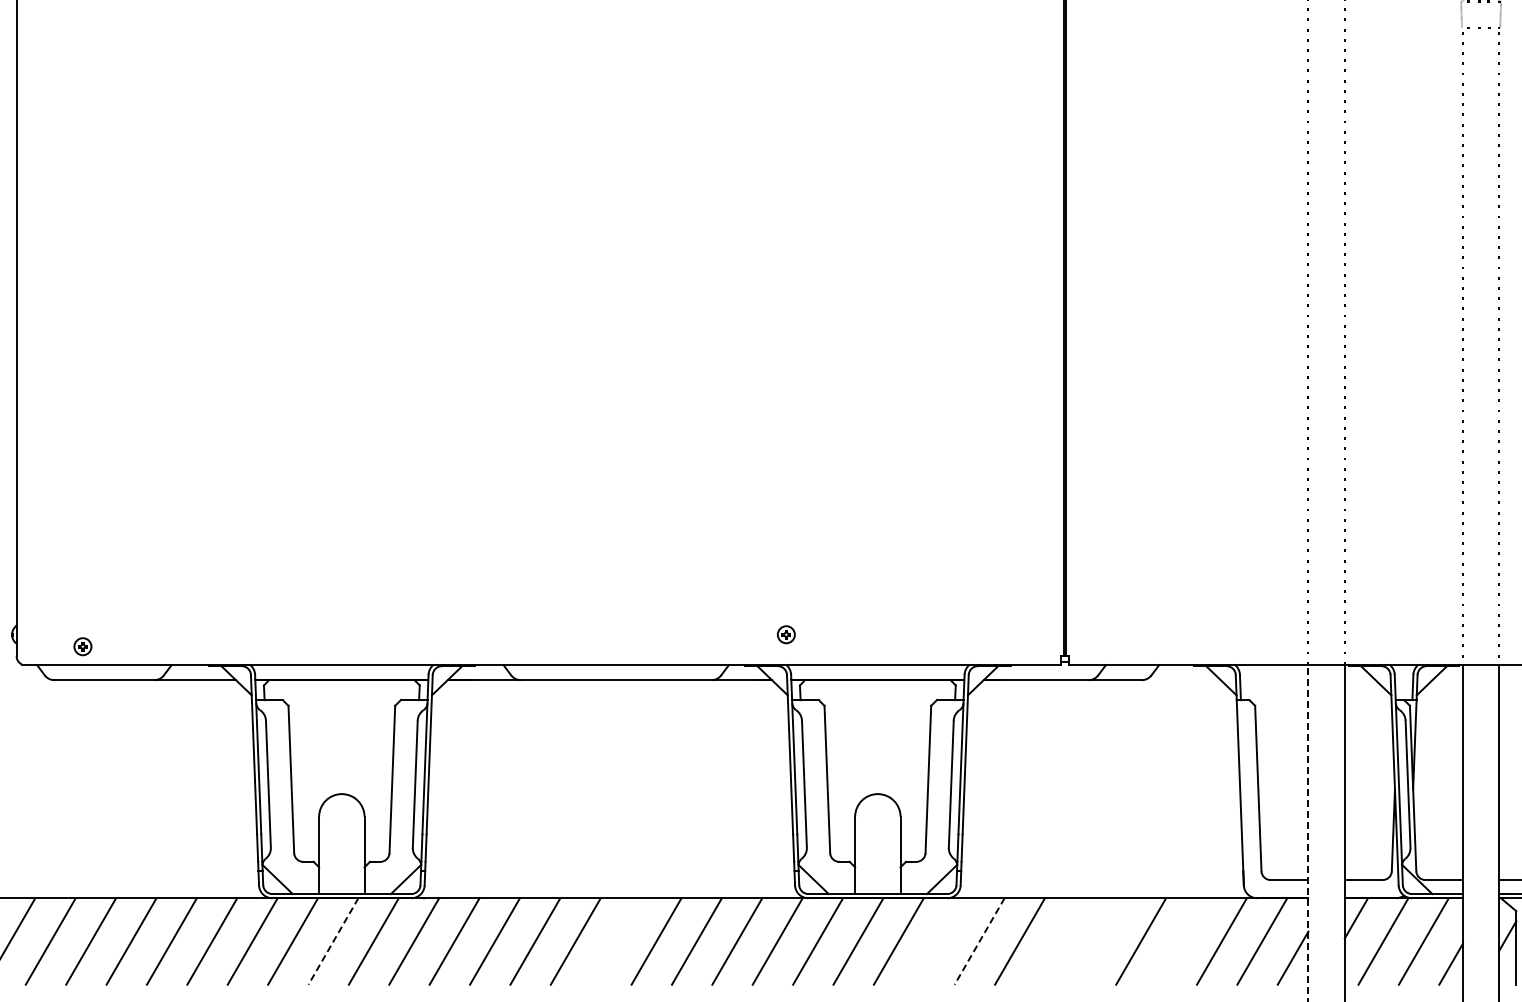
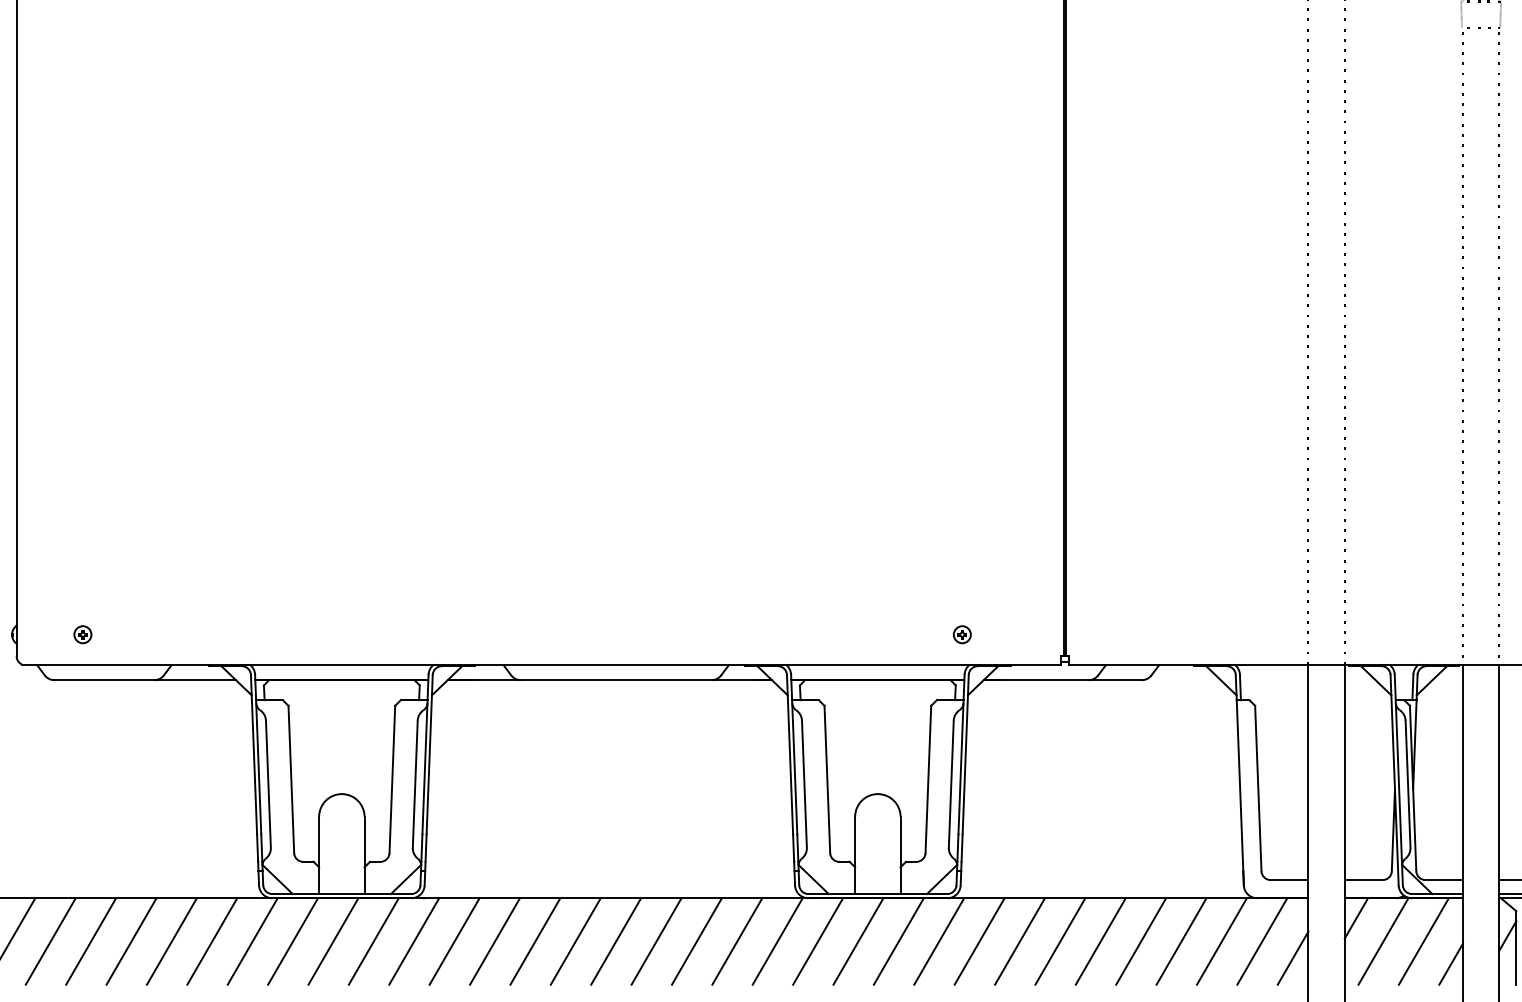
part position: (786, 634) -> (962, 634) (962, 634)
part position: (82, 646) -> (82, 634) (82, 634)
line: dashed -> solid (1308, 832)
line: dashed -> solid (333, 941)
line: none -> present (616, 941)
line: none -> present (939, 941)
line: dashed -> solid (979, 941)
line: none -> present (1060, 941)
line: none -> present (1100, 941)
line: none -> present (1181, 941)
